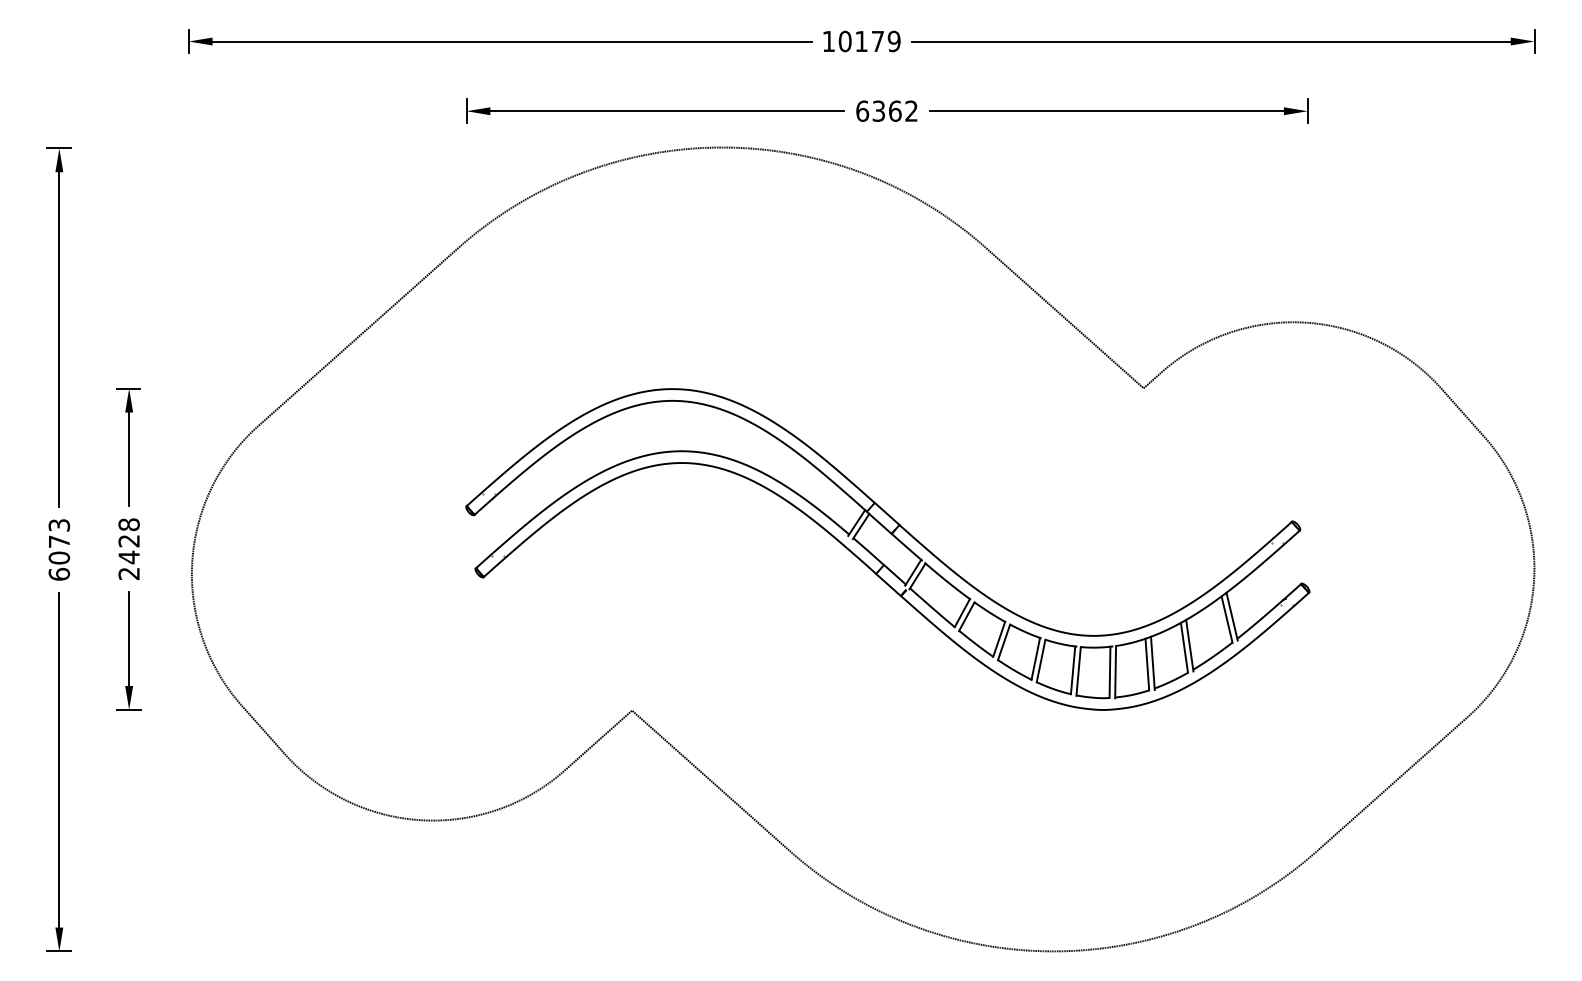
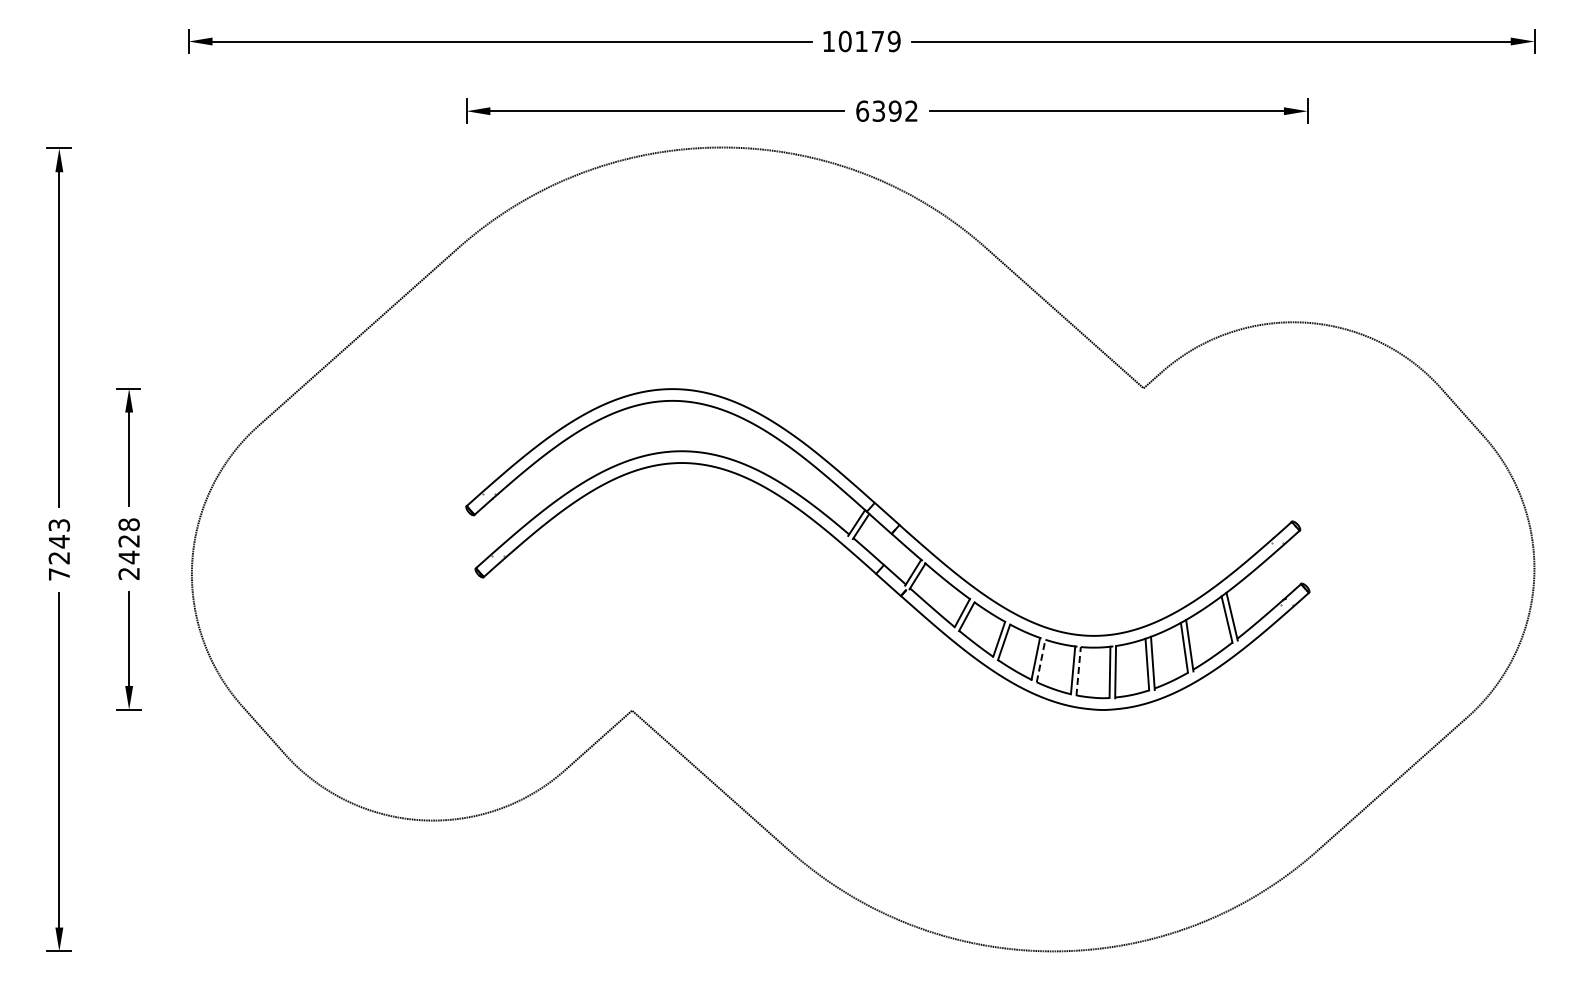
text: 6362 -> 6392 (894, 110)
text: 6073 -> 7243 (59, 557)
line: solid -> dashed (1041, 661)
line: solid -> dashed (1078, 670)
